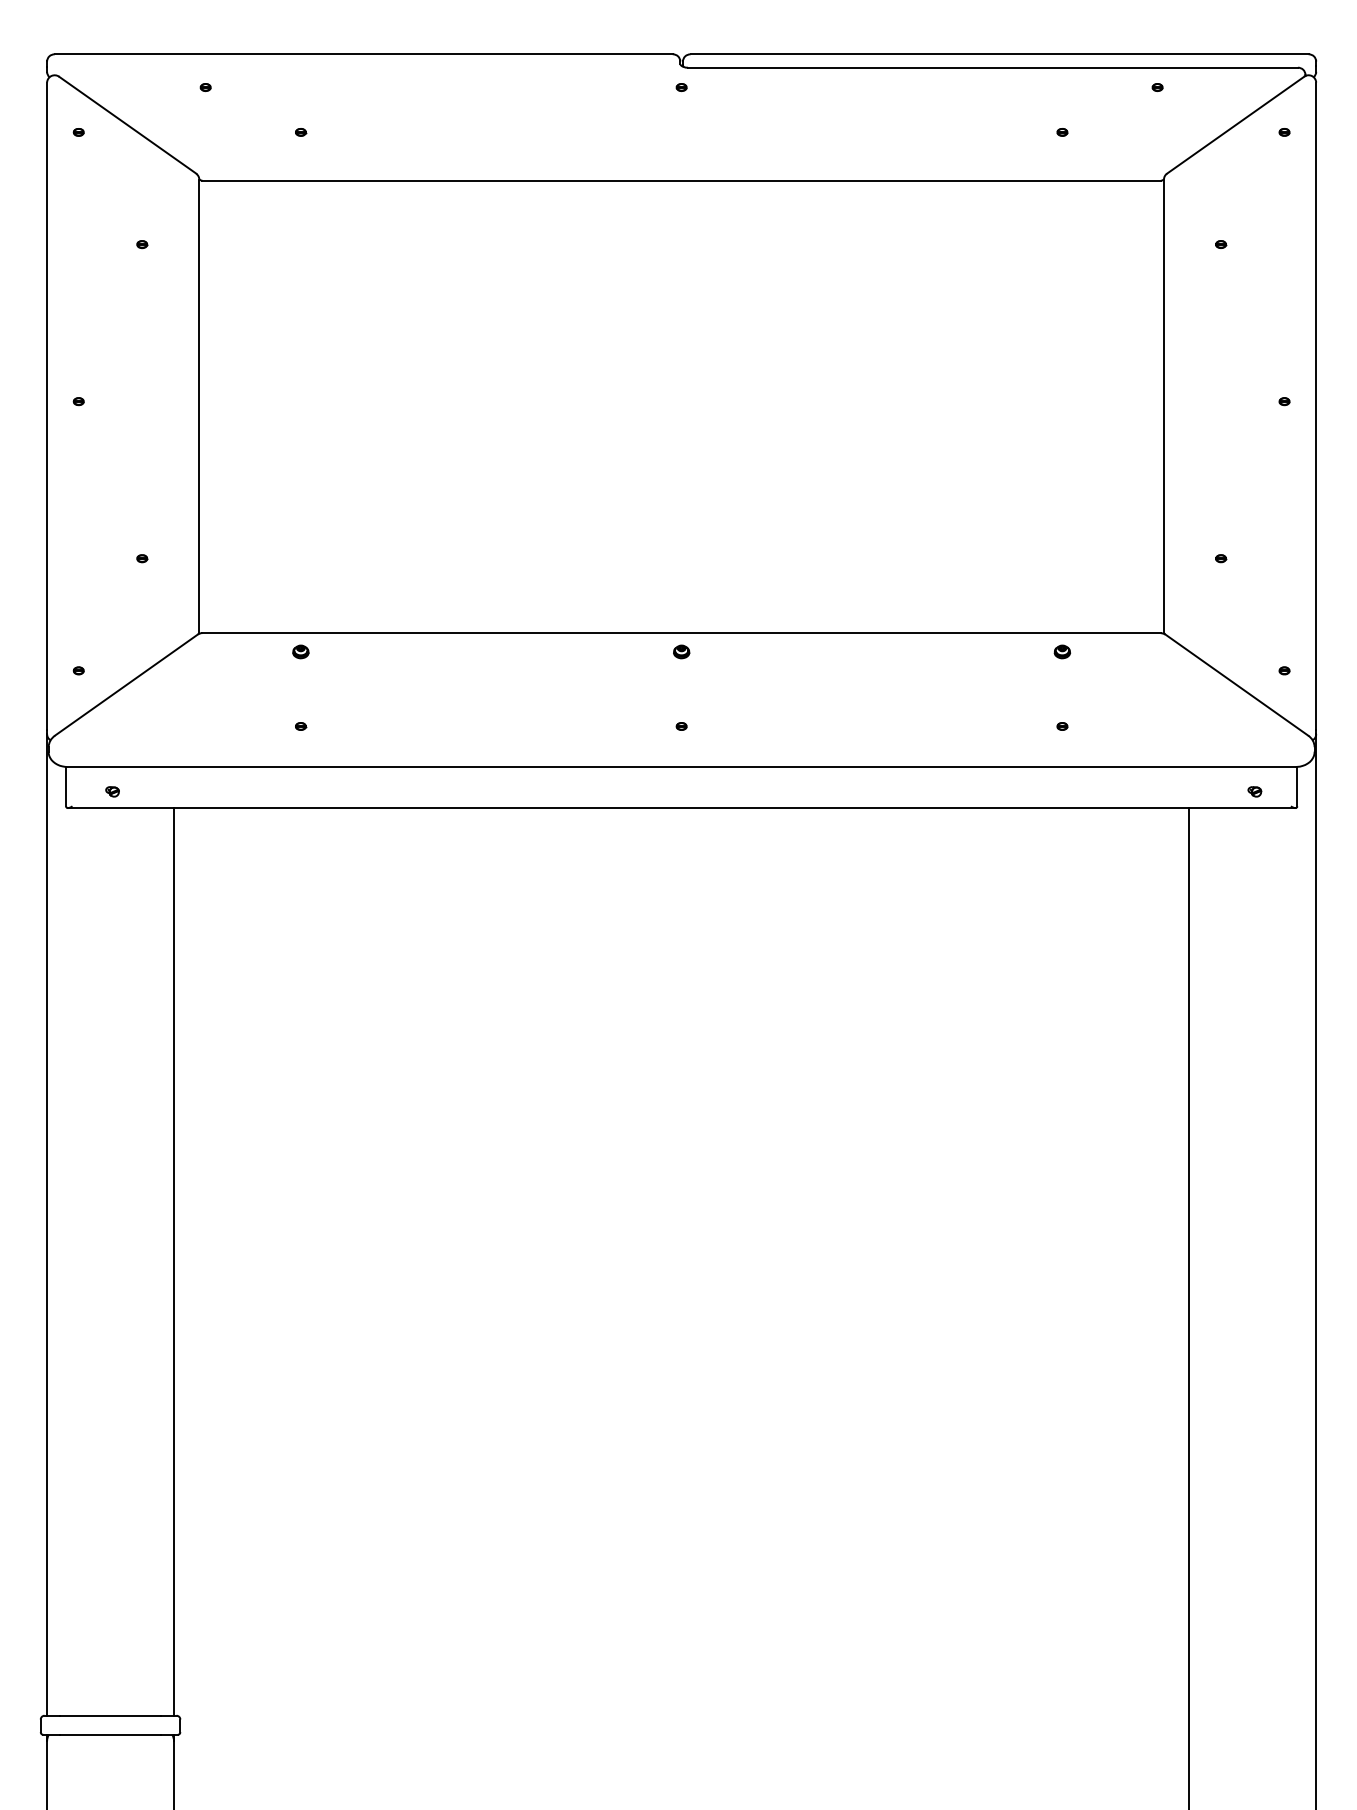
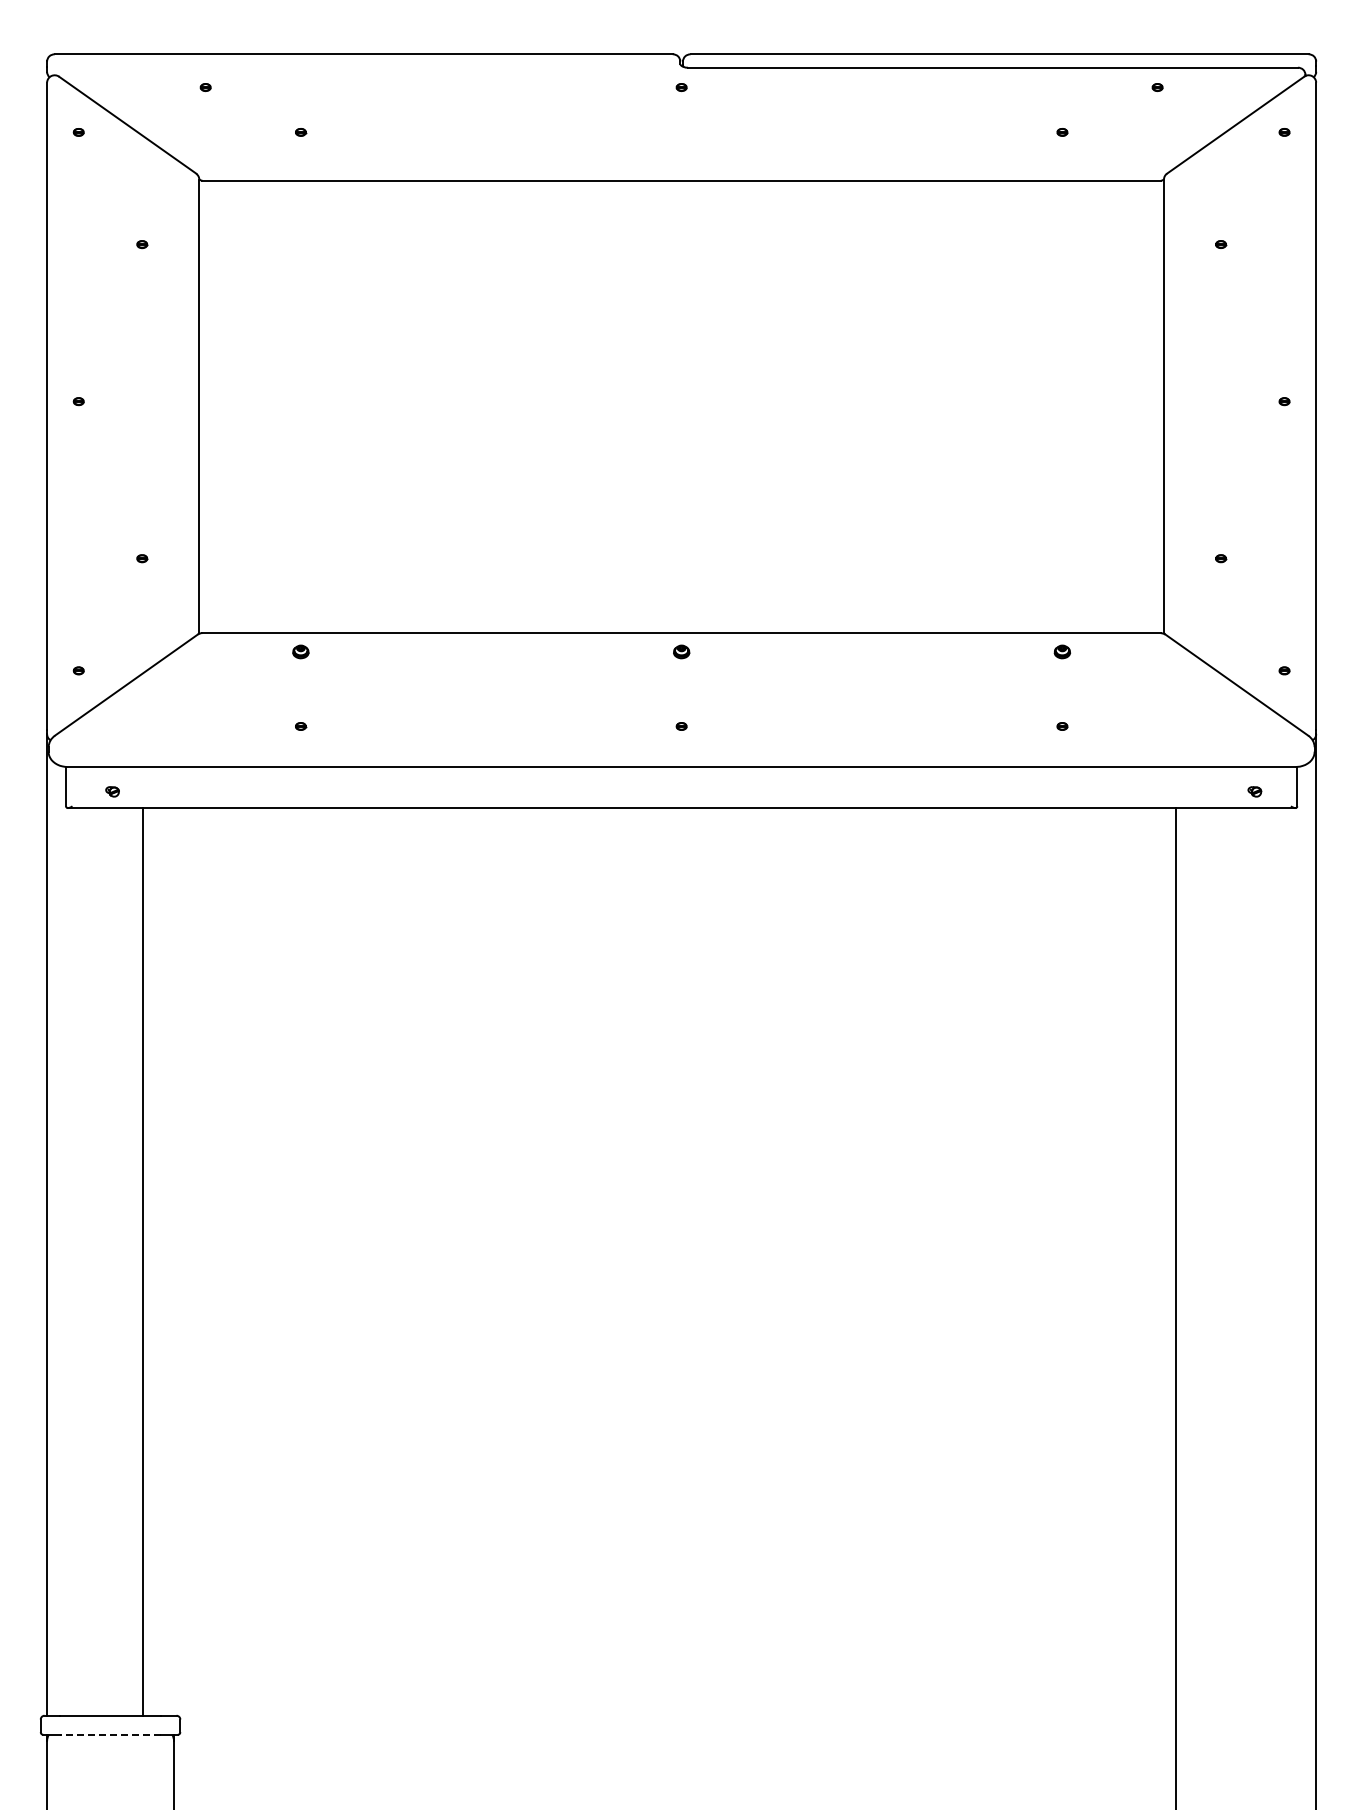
line position: (174, 1261) -> (143, 1261) (143, 1261)
line position: (1189, 1307) -> (1176, 1307) (1176, 1307)
line: solid -> dashed (110, 1734)
